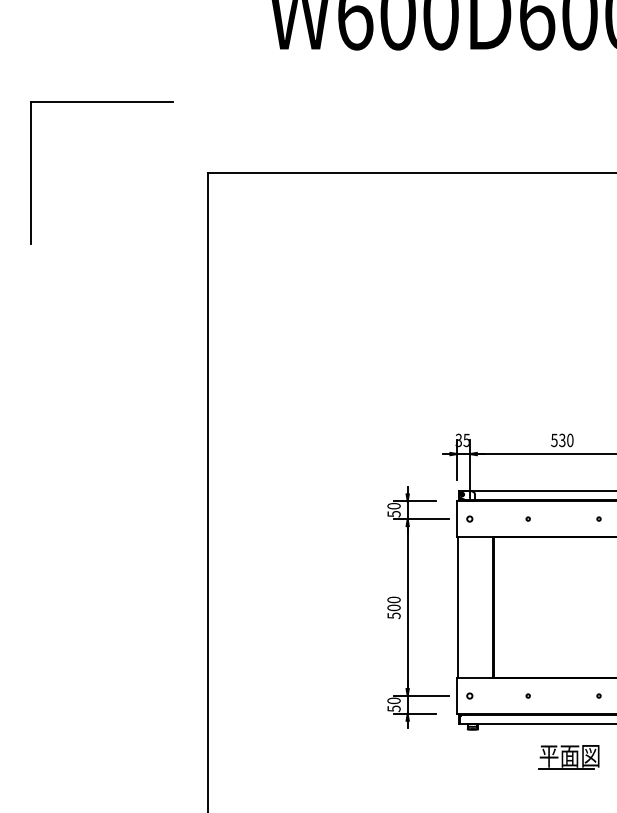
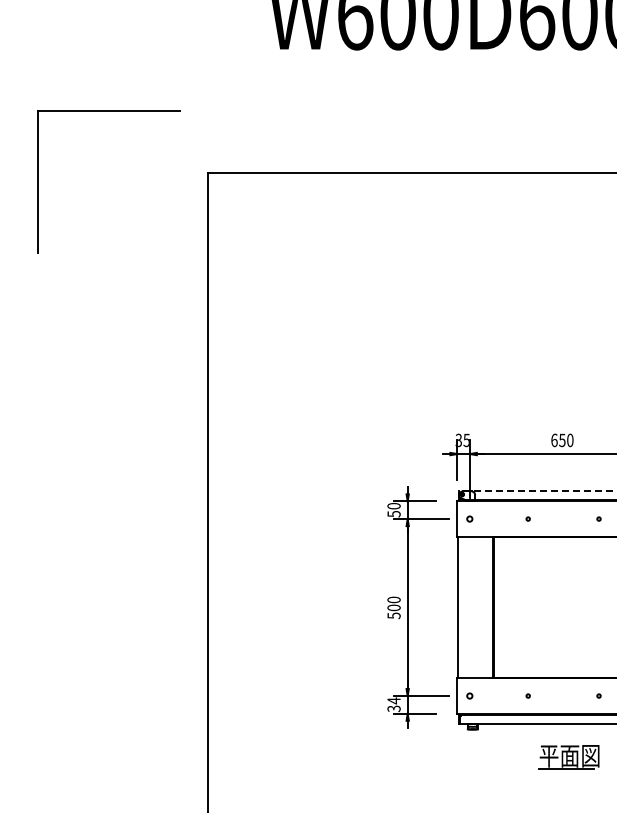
part position: (101, 102) -> (108, 111) (108, 111)
text: 530 -> 650 (558, 440)
line: solid -> dashed (537, 490)
text: 50 -> 34 (393, 704)
